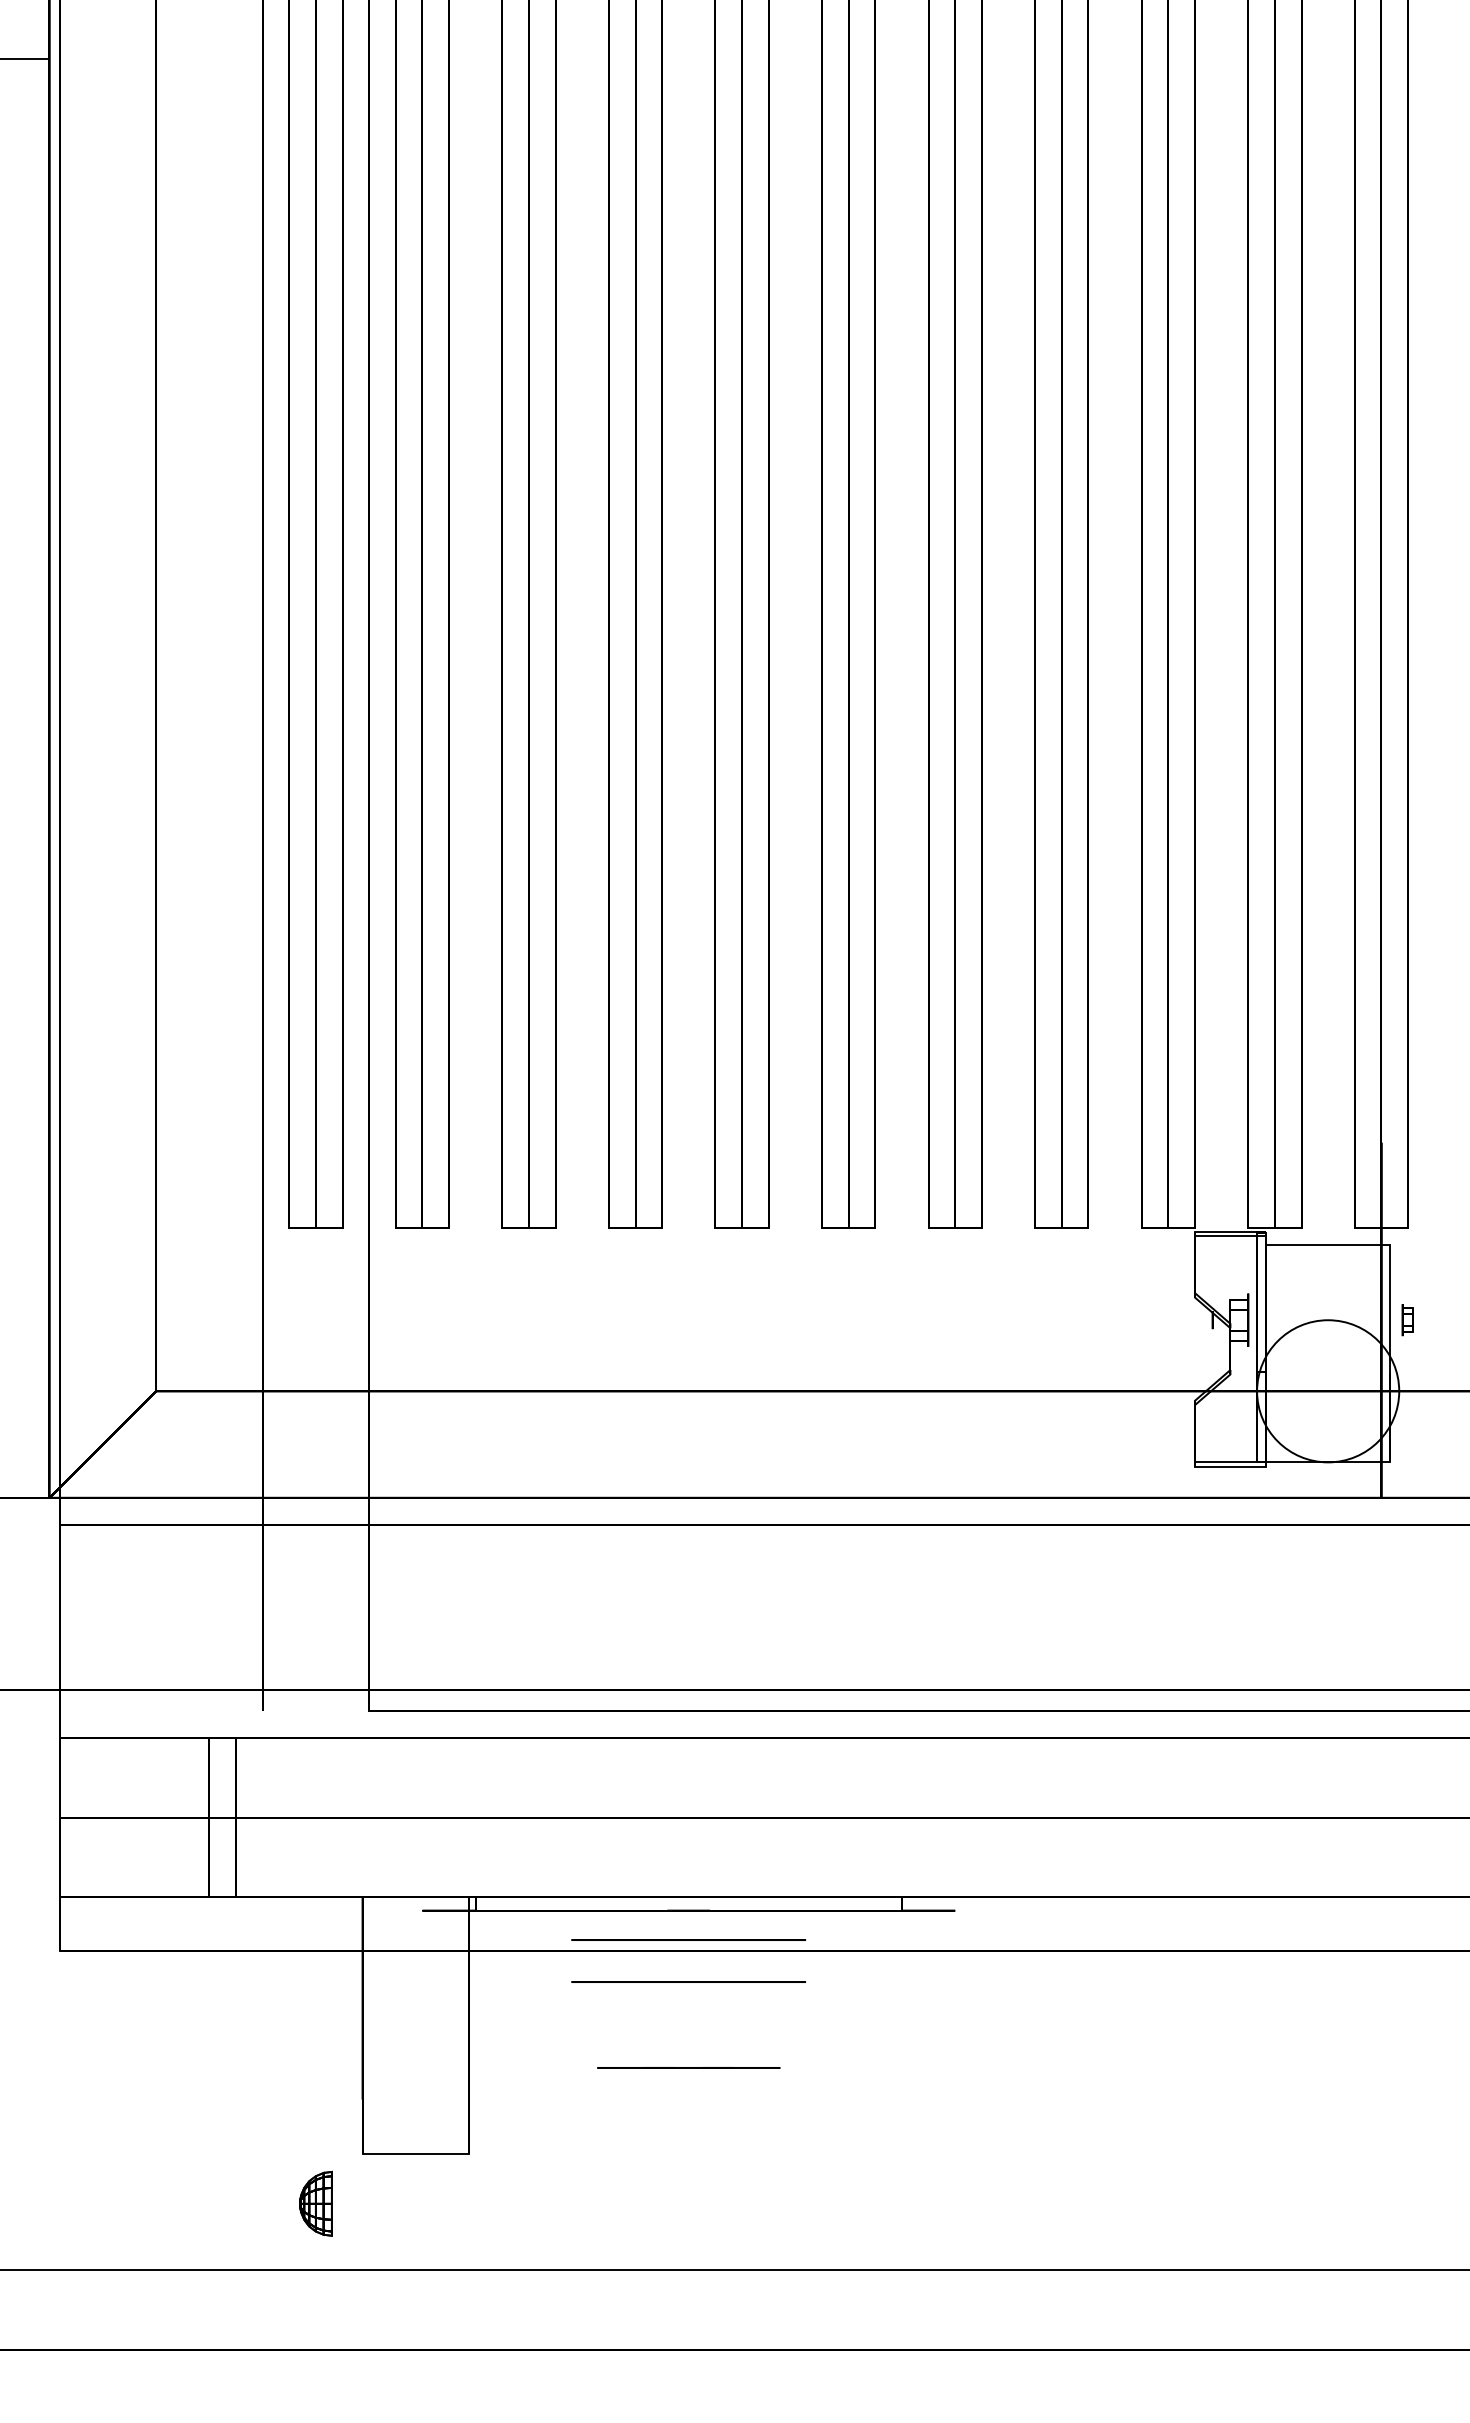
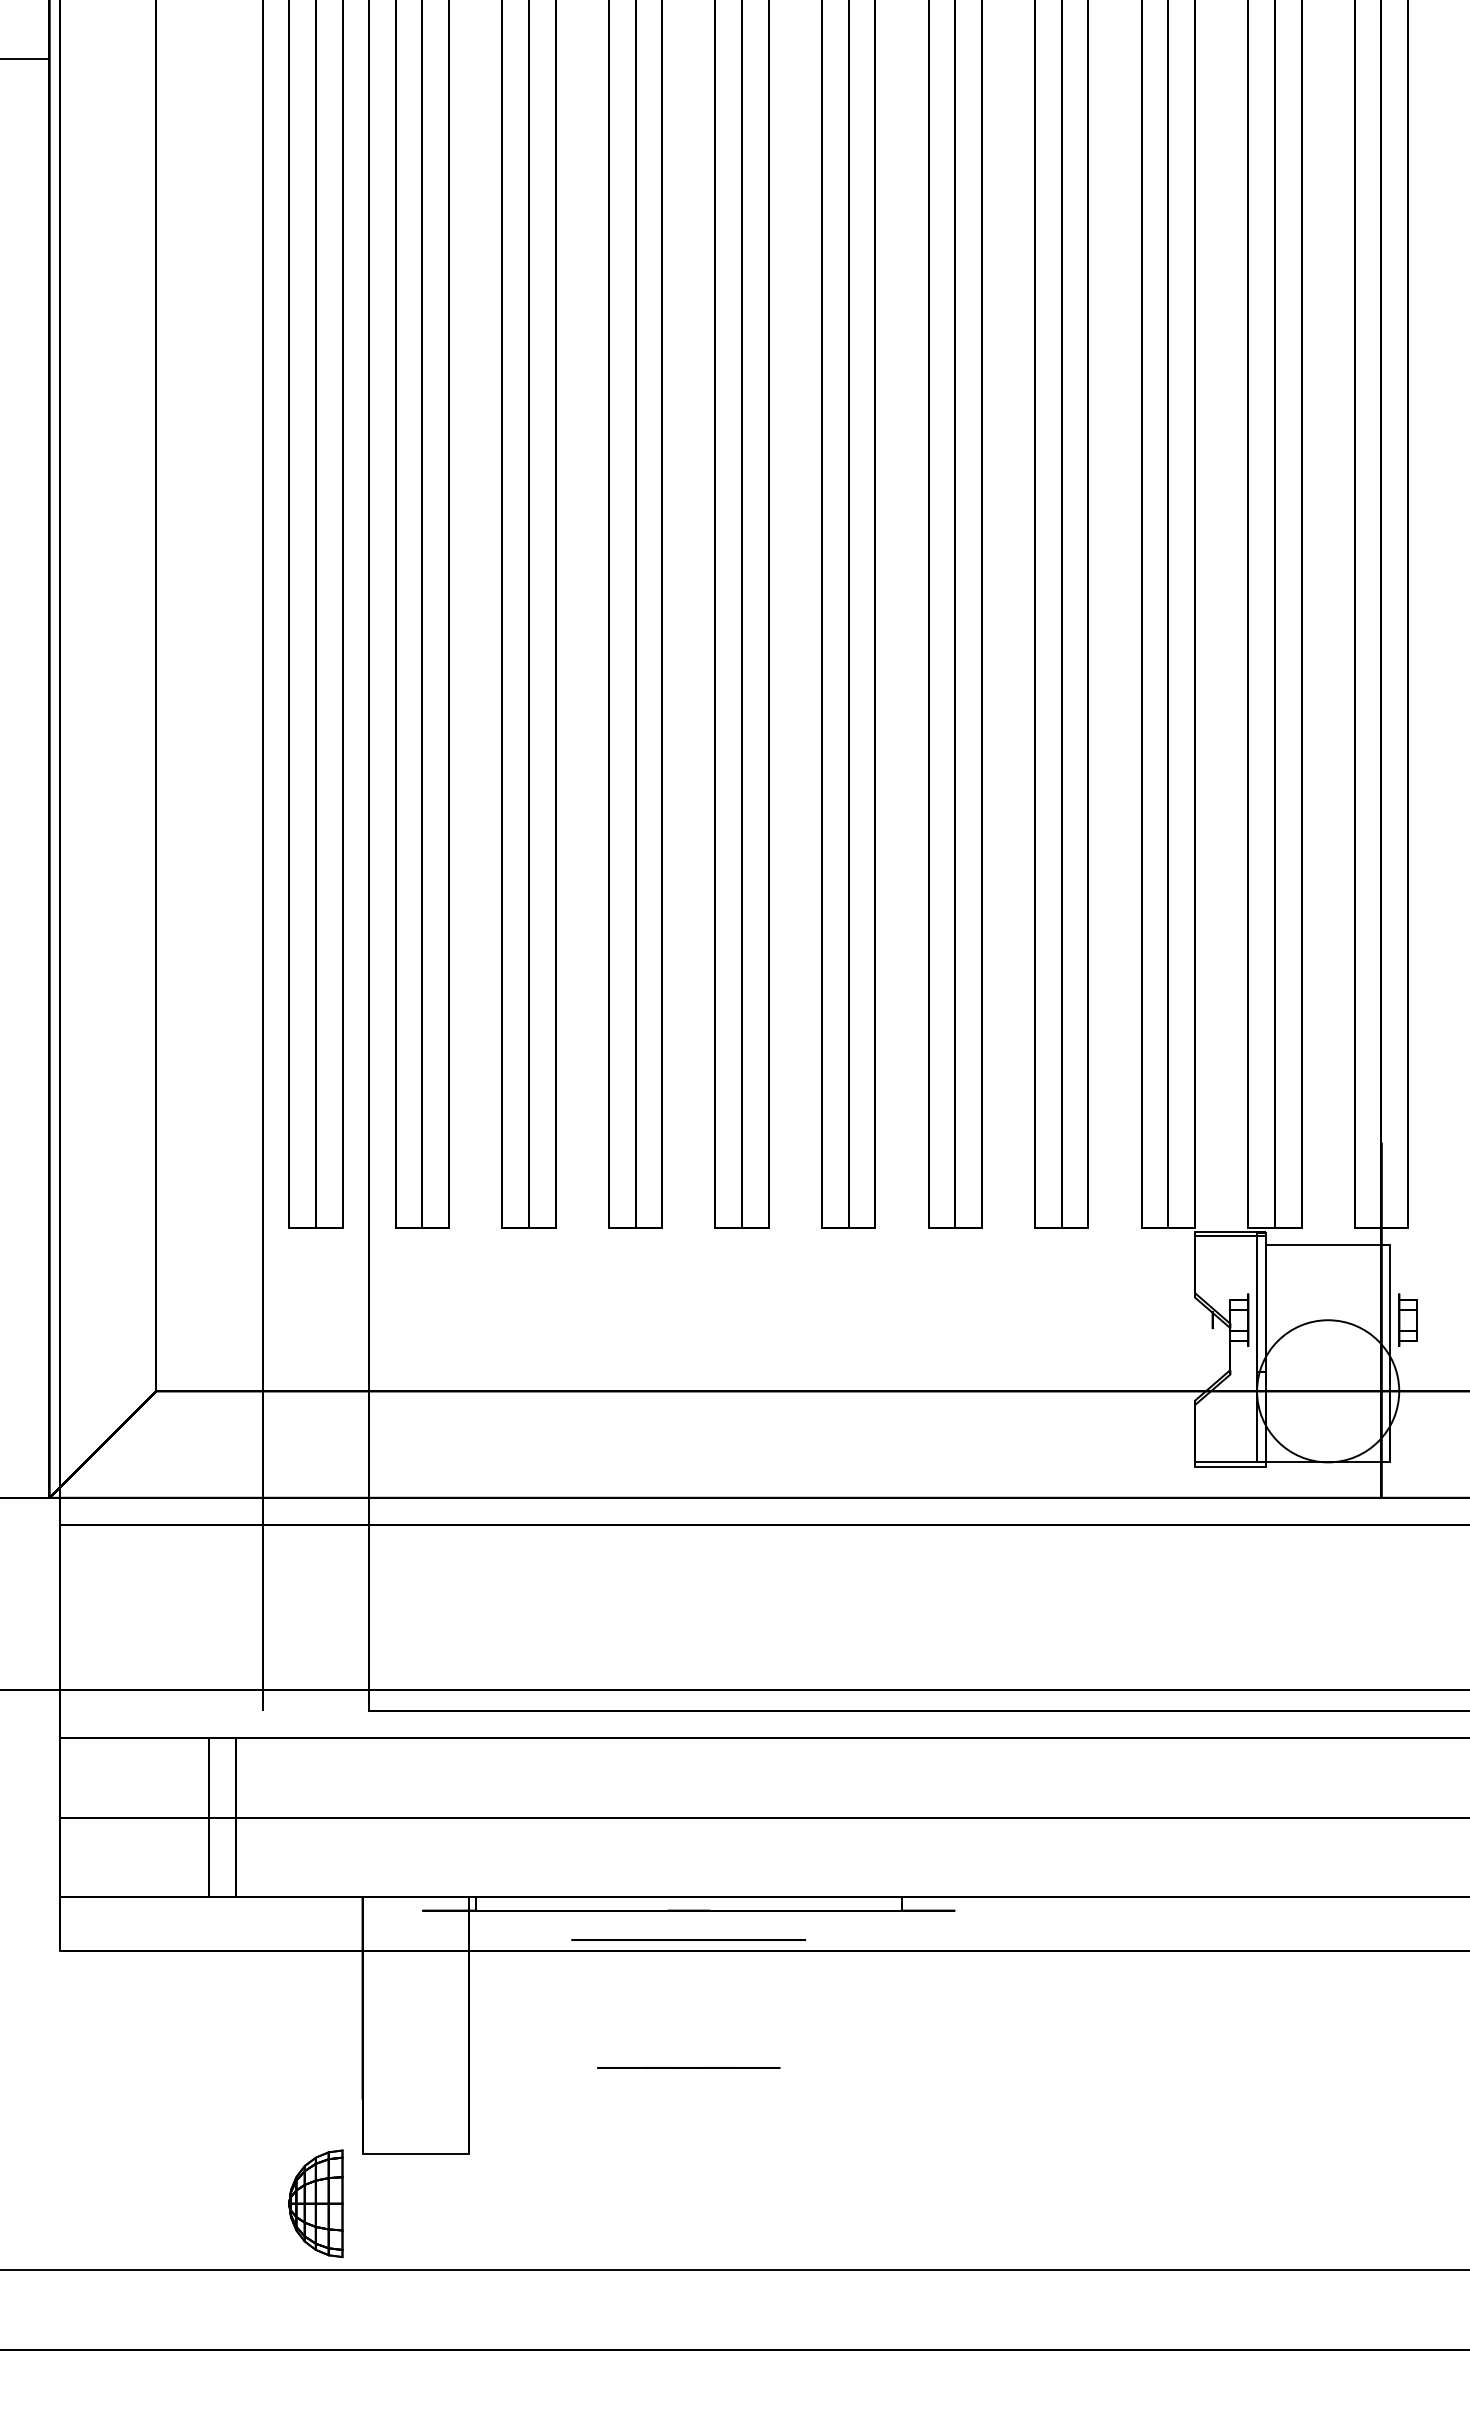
part size: 13x33 px -> 20x54 px (1407, 1319)
circle: present -> none (688, 1981)
part size: 34x67 px -> 56x110 px (315, 2203)
